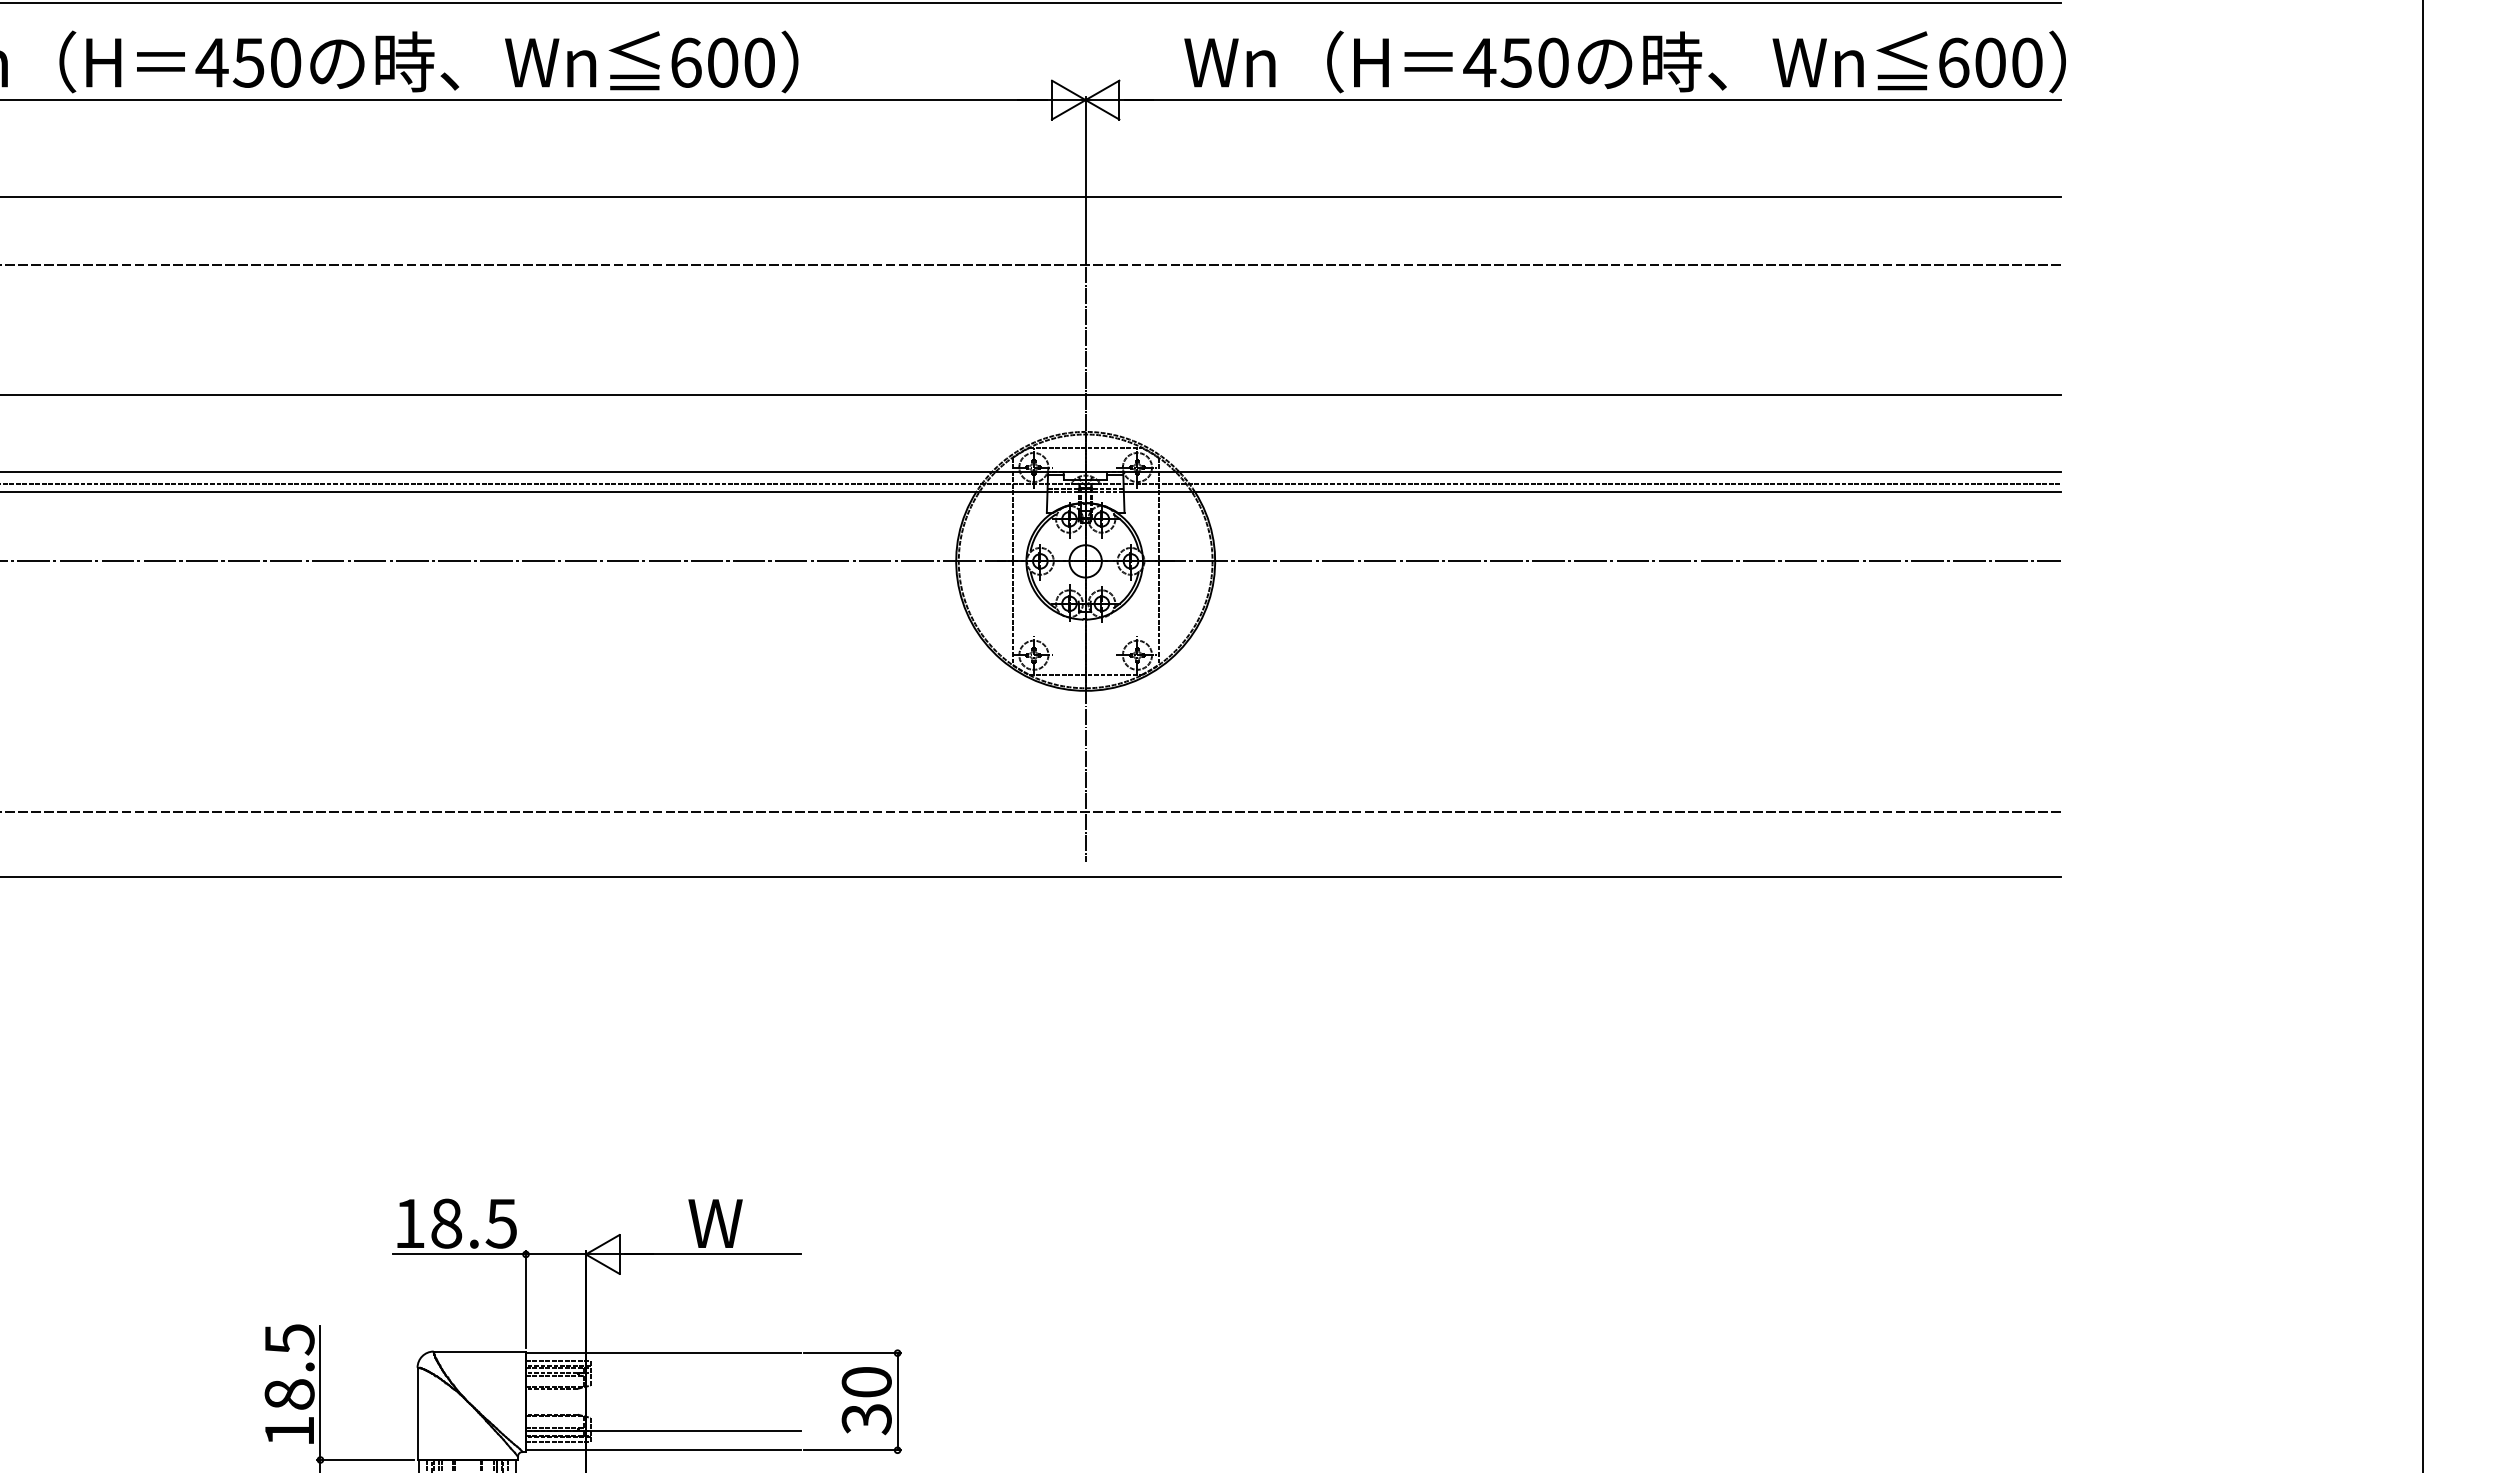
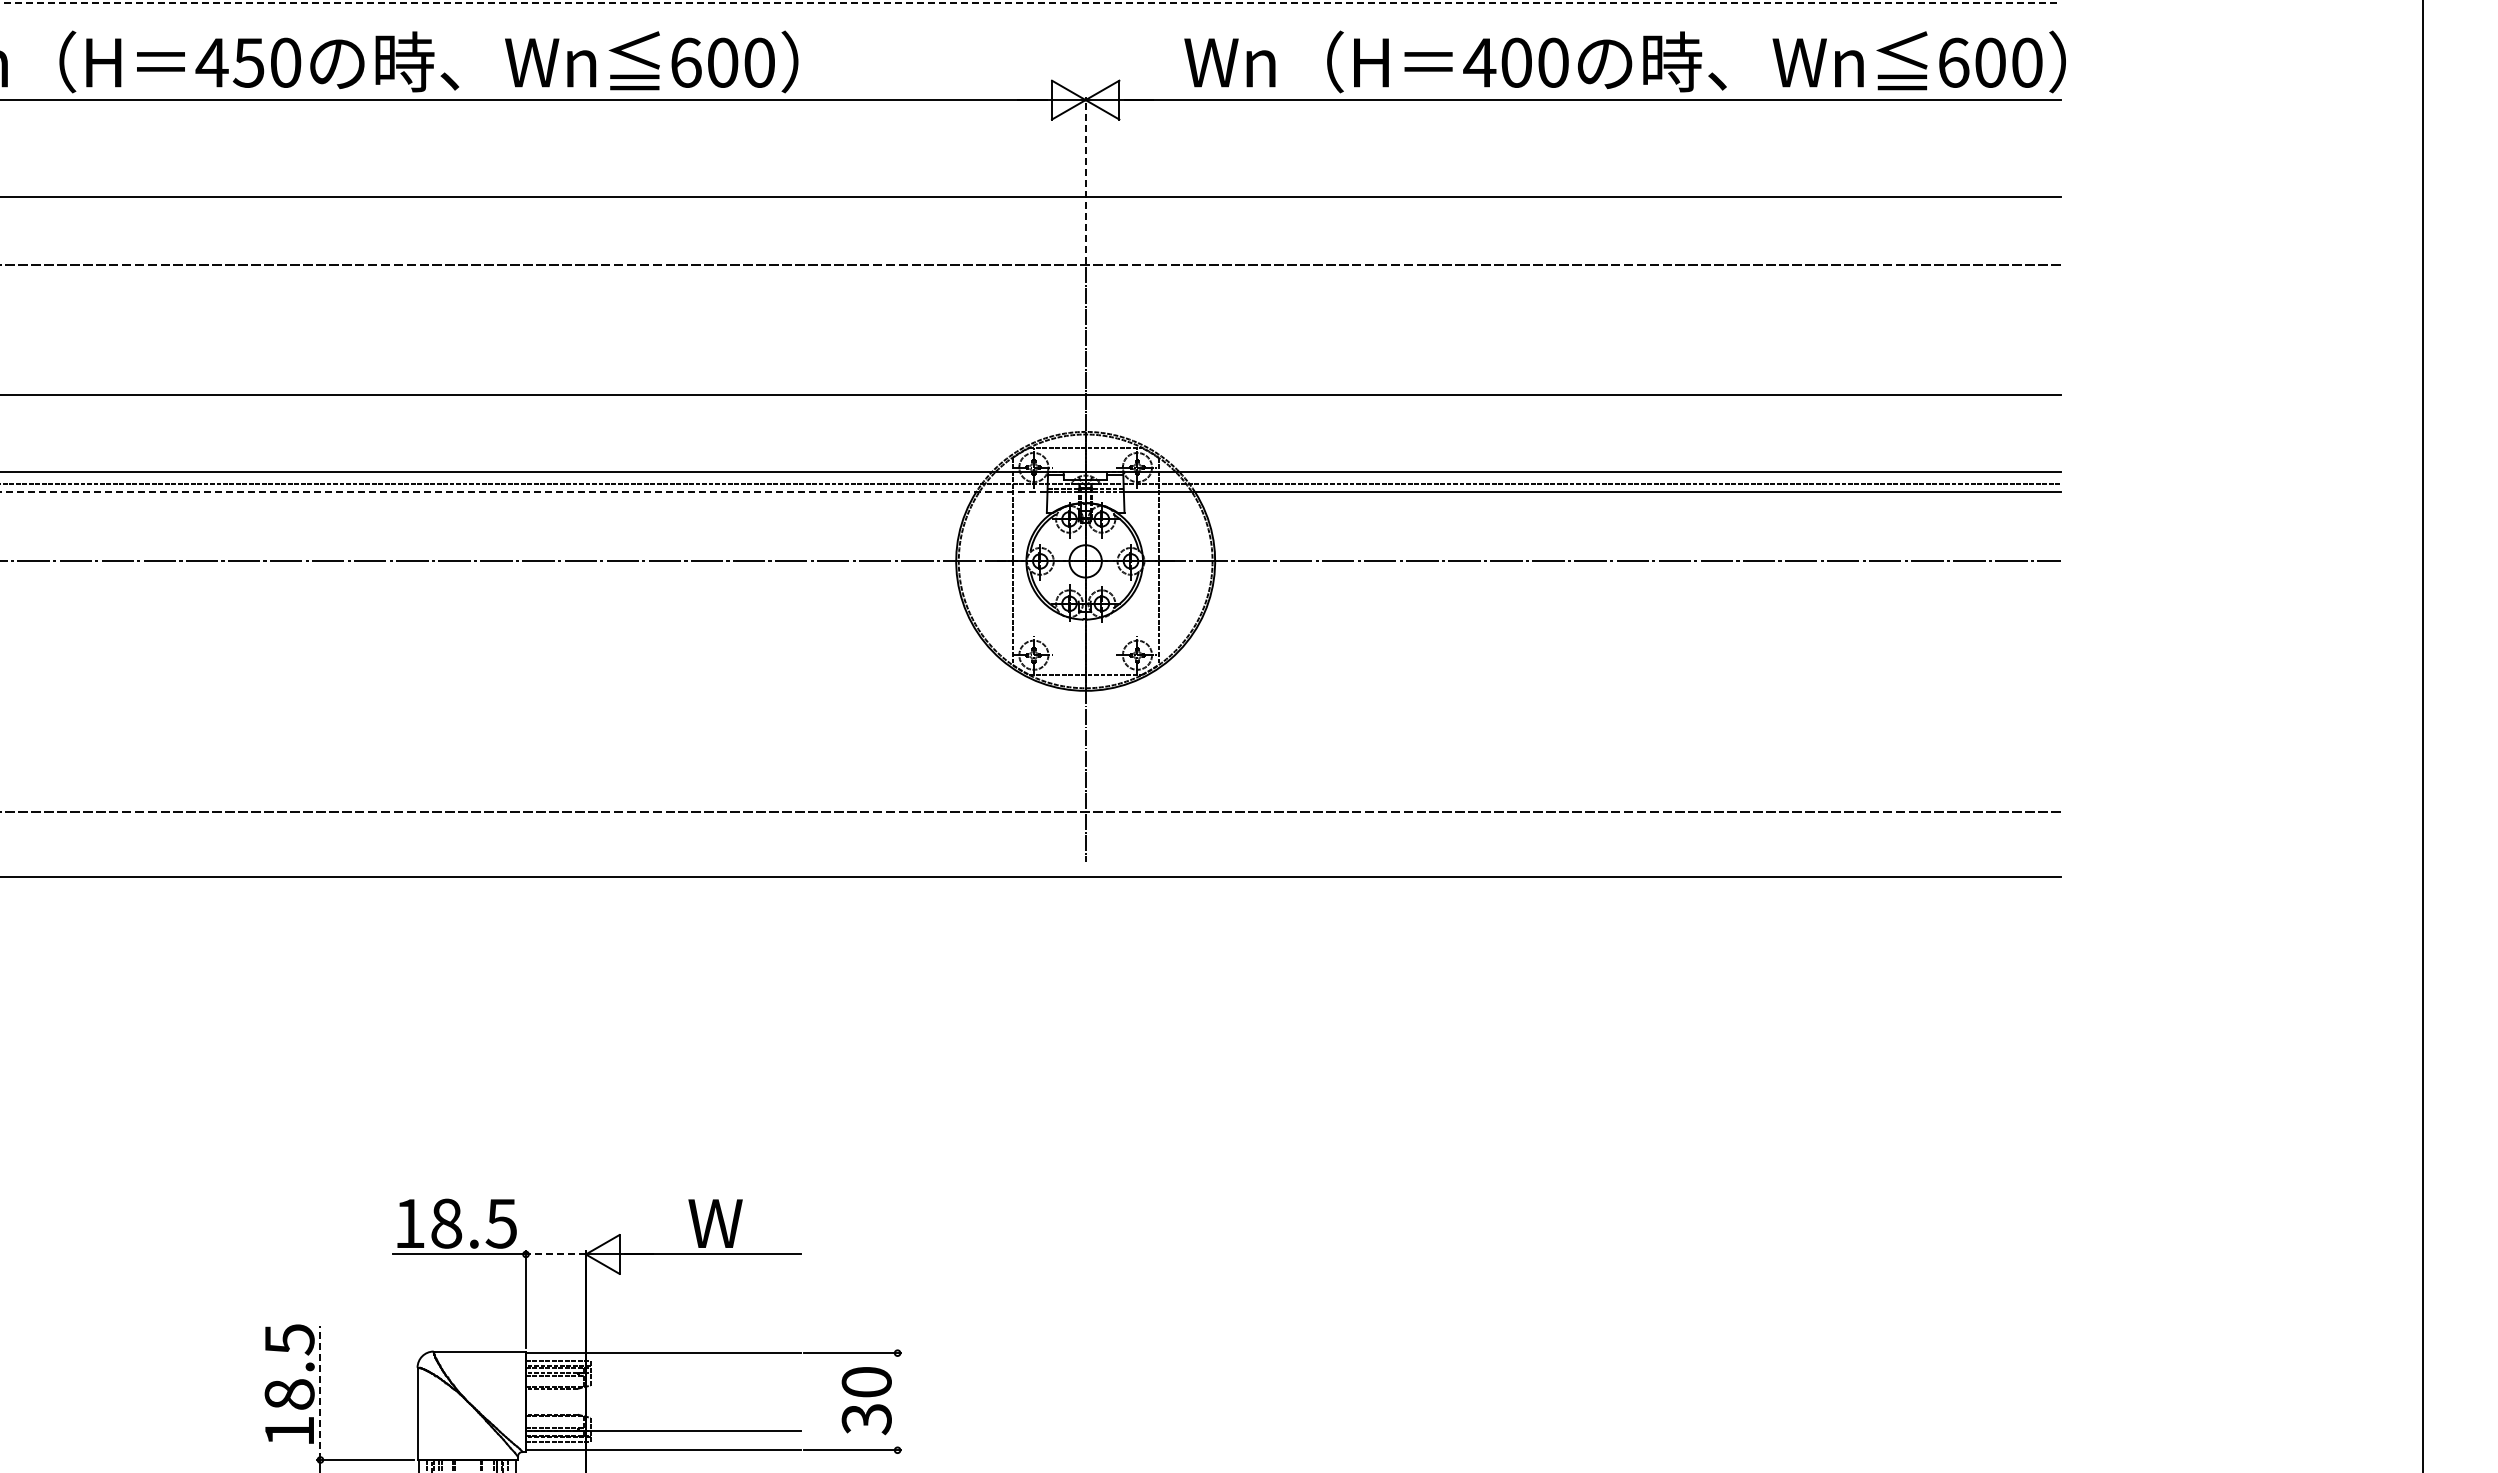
line: solid -> dashed (1030, 3)
text: 450 -> 400 (1515, 62)
line: solid -> dashed (1085, 180)
line: solid -> dashed (523, 491)
line: solid -> dashed (555, 1254)
line: solid -> dashed (320, 1393)
line: present -> none (897, 1401)
